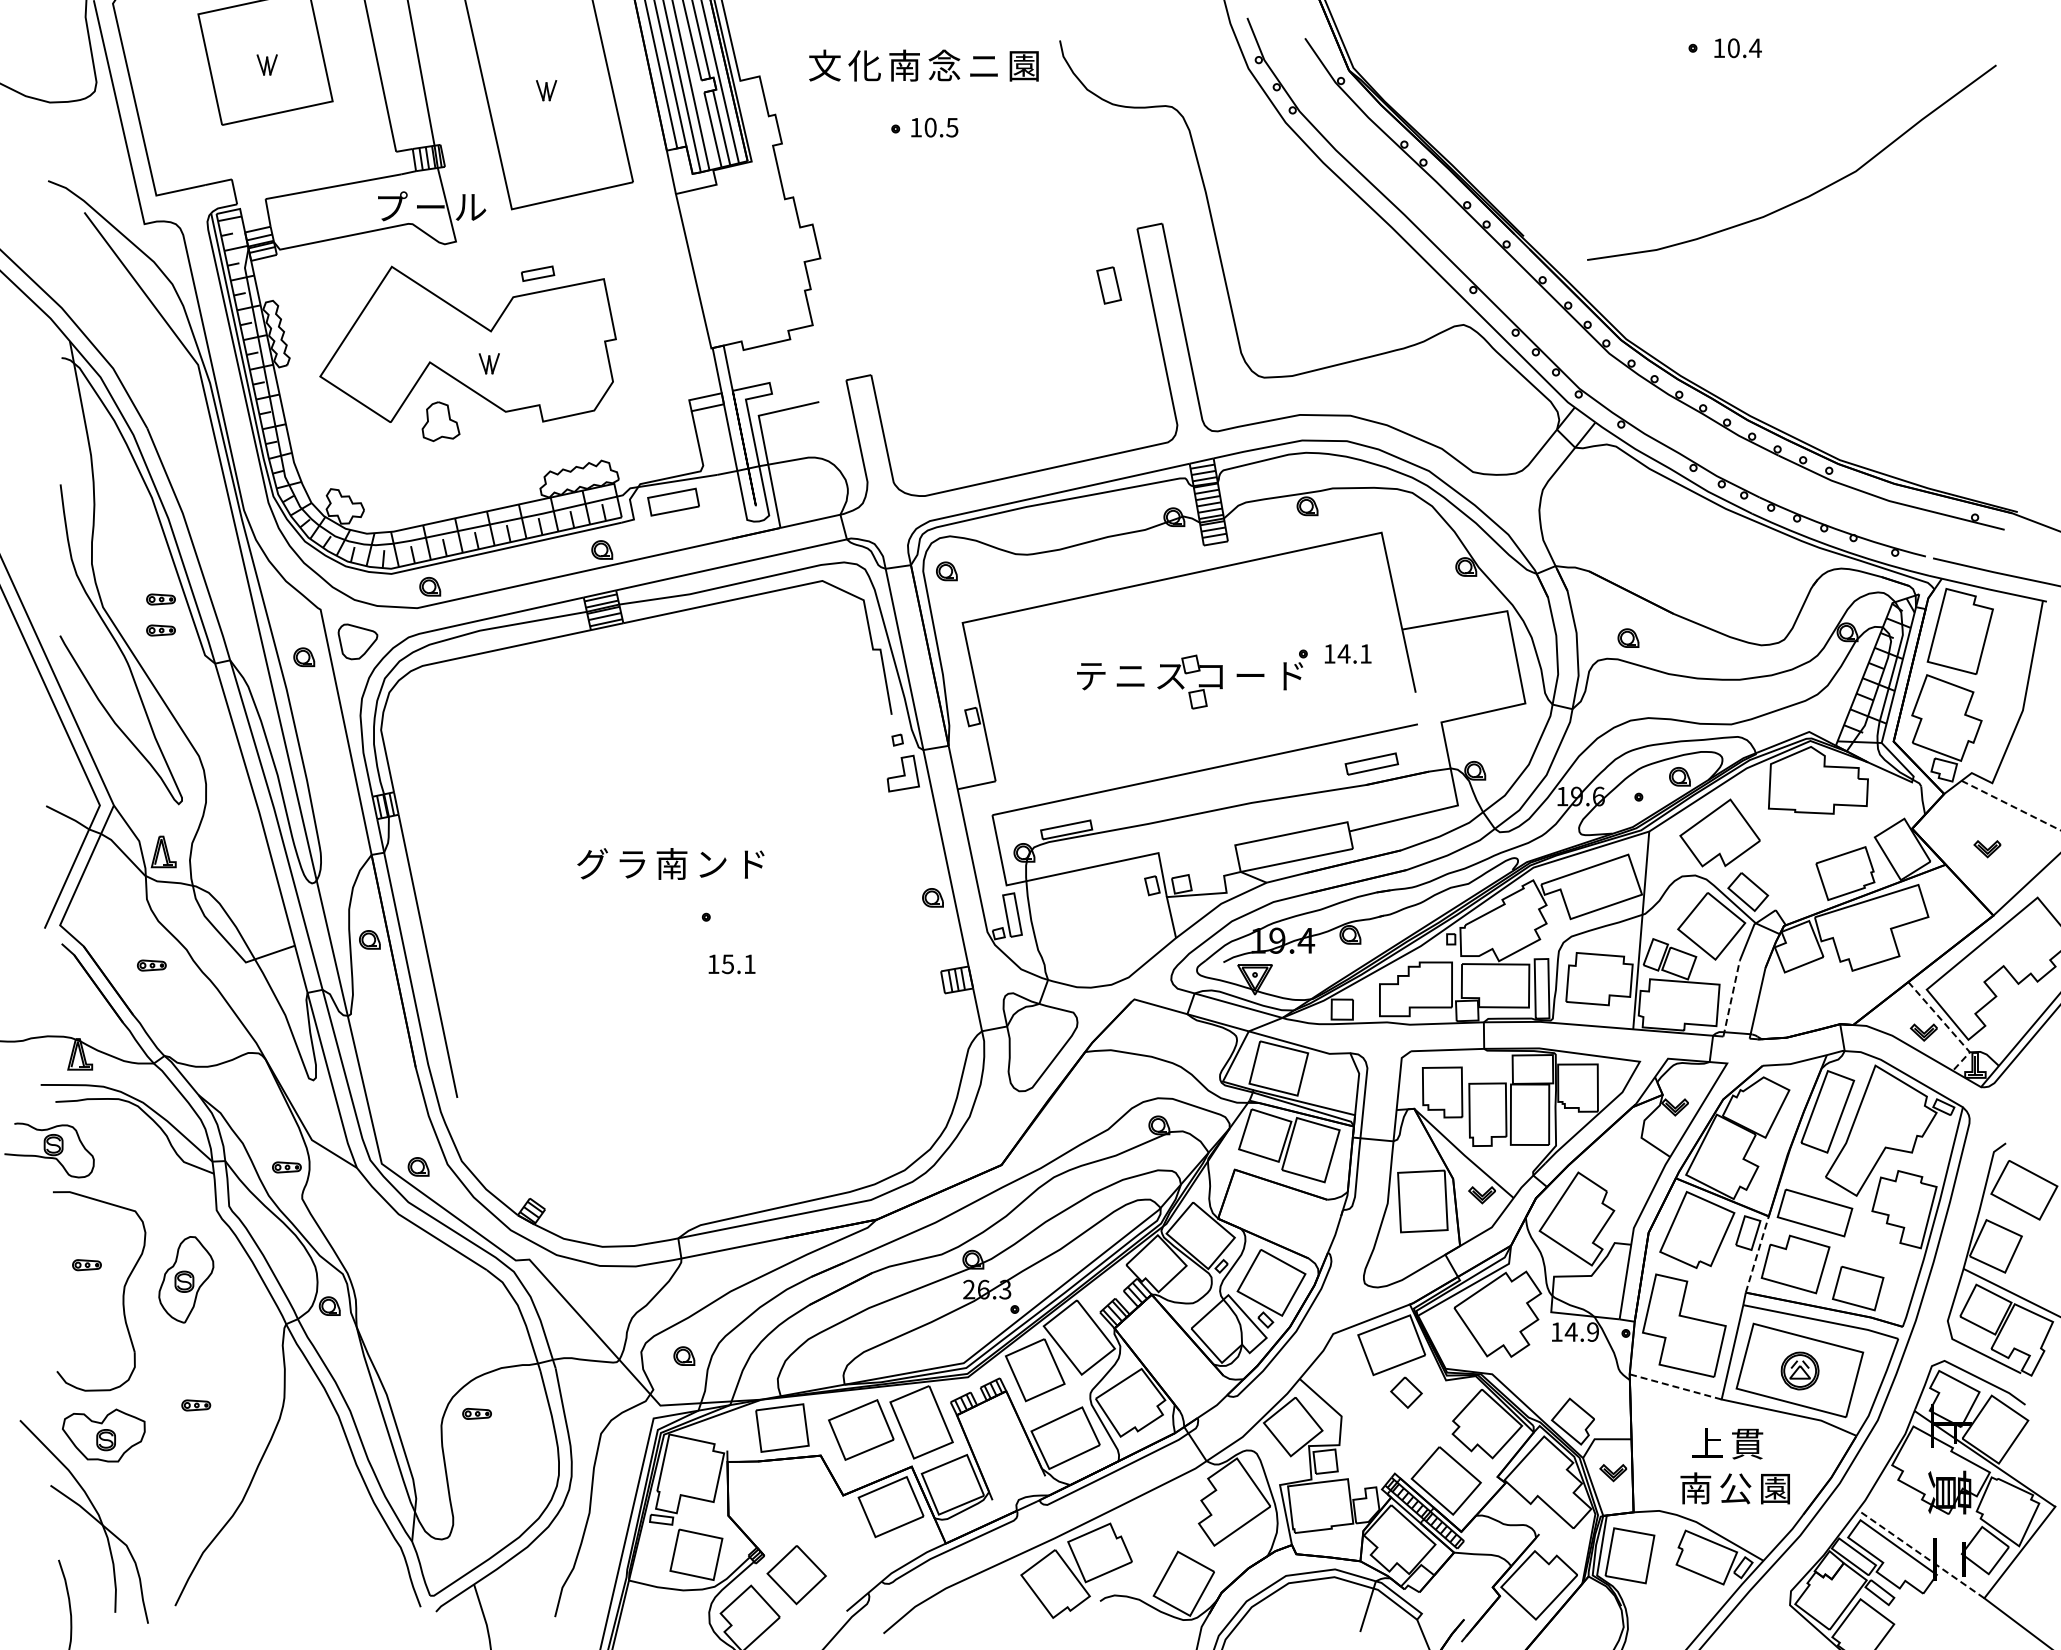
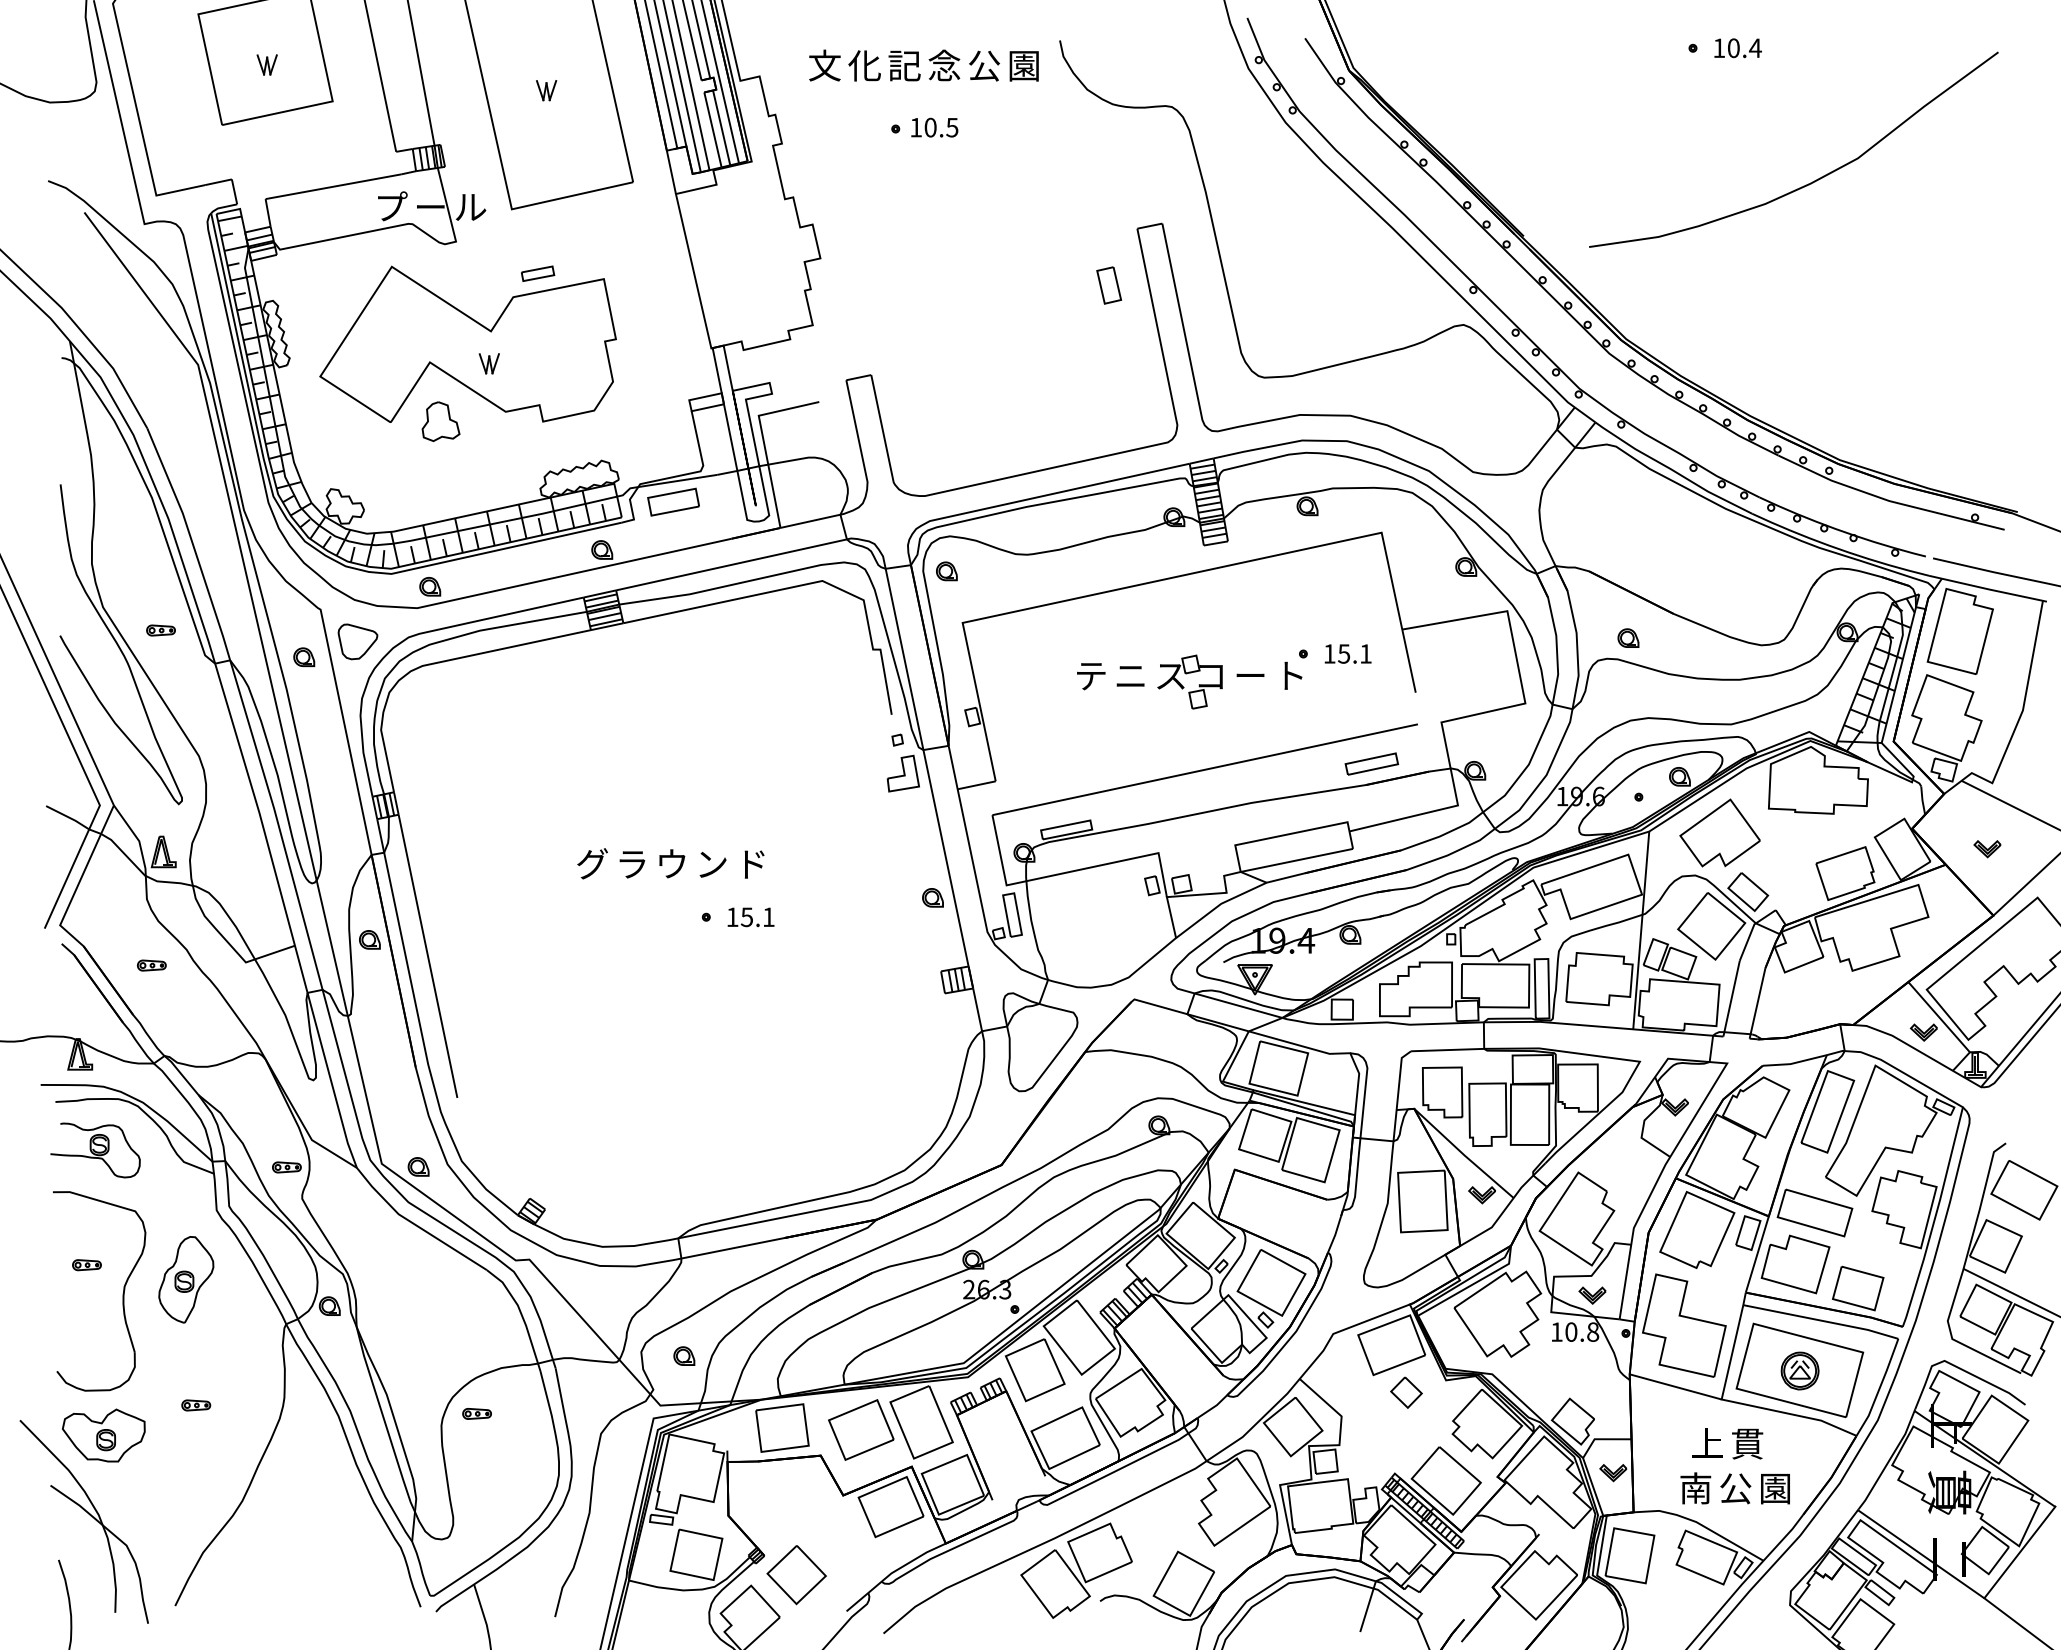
text: 南 -> 記 (904, 65)
text: ニ -> 公 (984, 65)
curve position: (1808, 195) -> (1810, 182) (1810, 182)
part: present -> none (160, 599)
text: 14.1 -> 15.1 (1343, 653)
text: ド -> ト (1293, 675)
line: dashed -> solid (2011, 805)
text: 南 -> ウ (671, 863)
text position: (731, 964) -> (750, 917) (750, 917)
line: dashed -> solid (1731, 998)
line: dashed -> solid (1948, 1027)
part position: (49, 1150) -> (95, 1150) (95, 1150)
line: dashed -> solid (1757, 1254)
part: none -> present (1592, 1295)
text: 14.9 -> 10.8 (1581, 1331)
line: dashed -> solid (1675, 1386)
line: dashed -> solid (1920, 1553)
